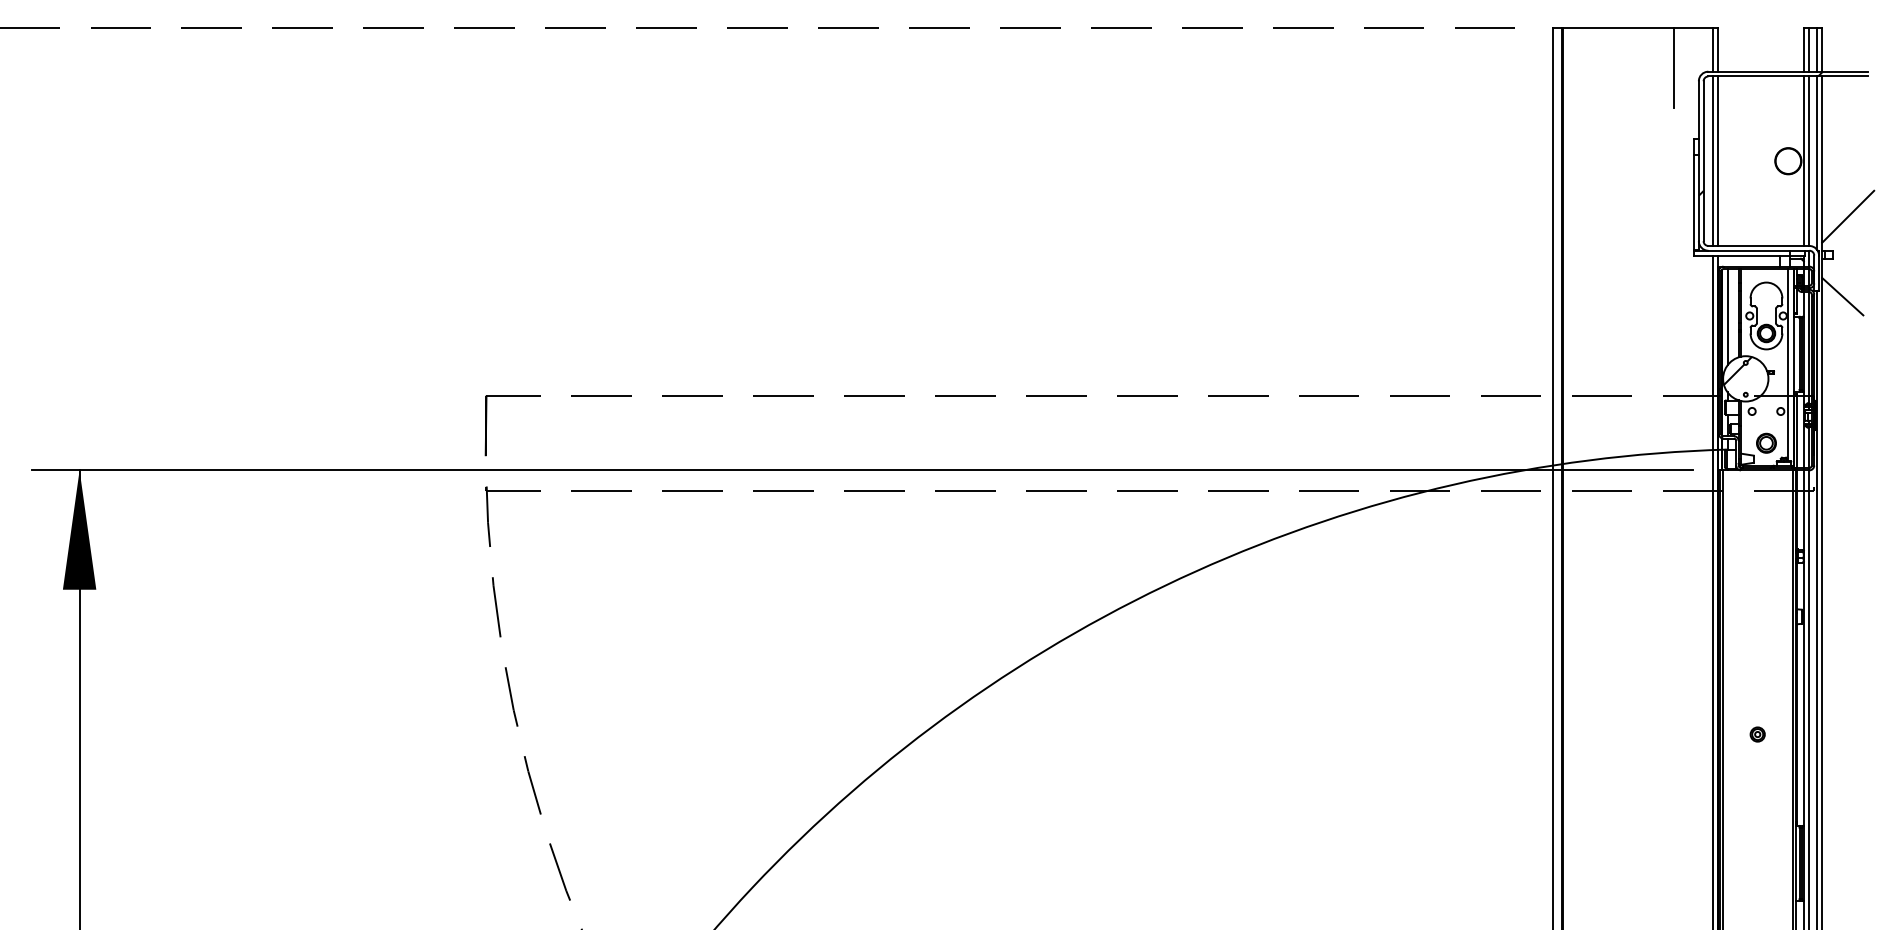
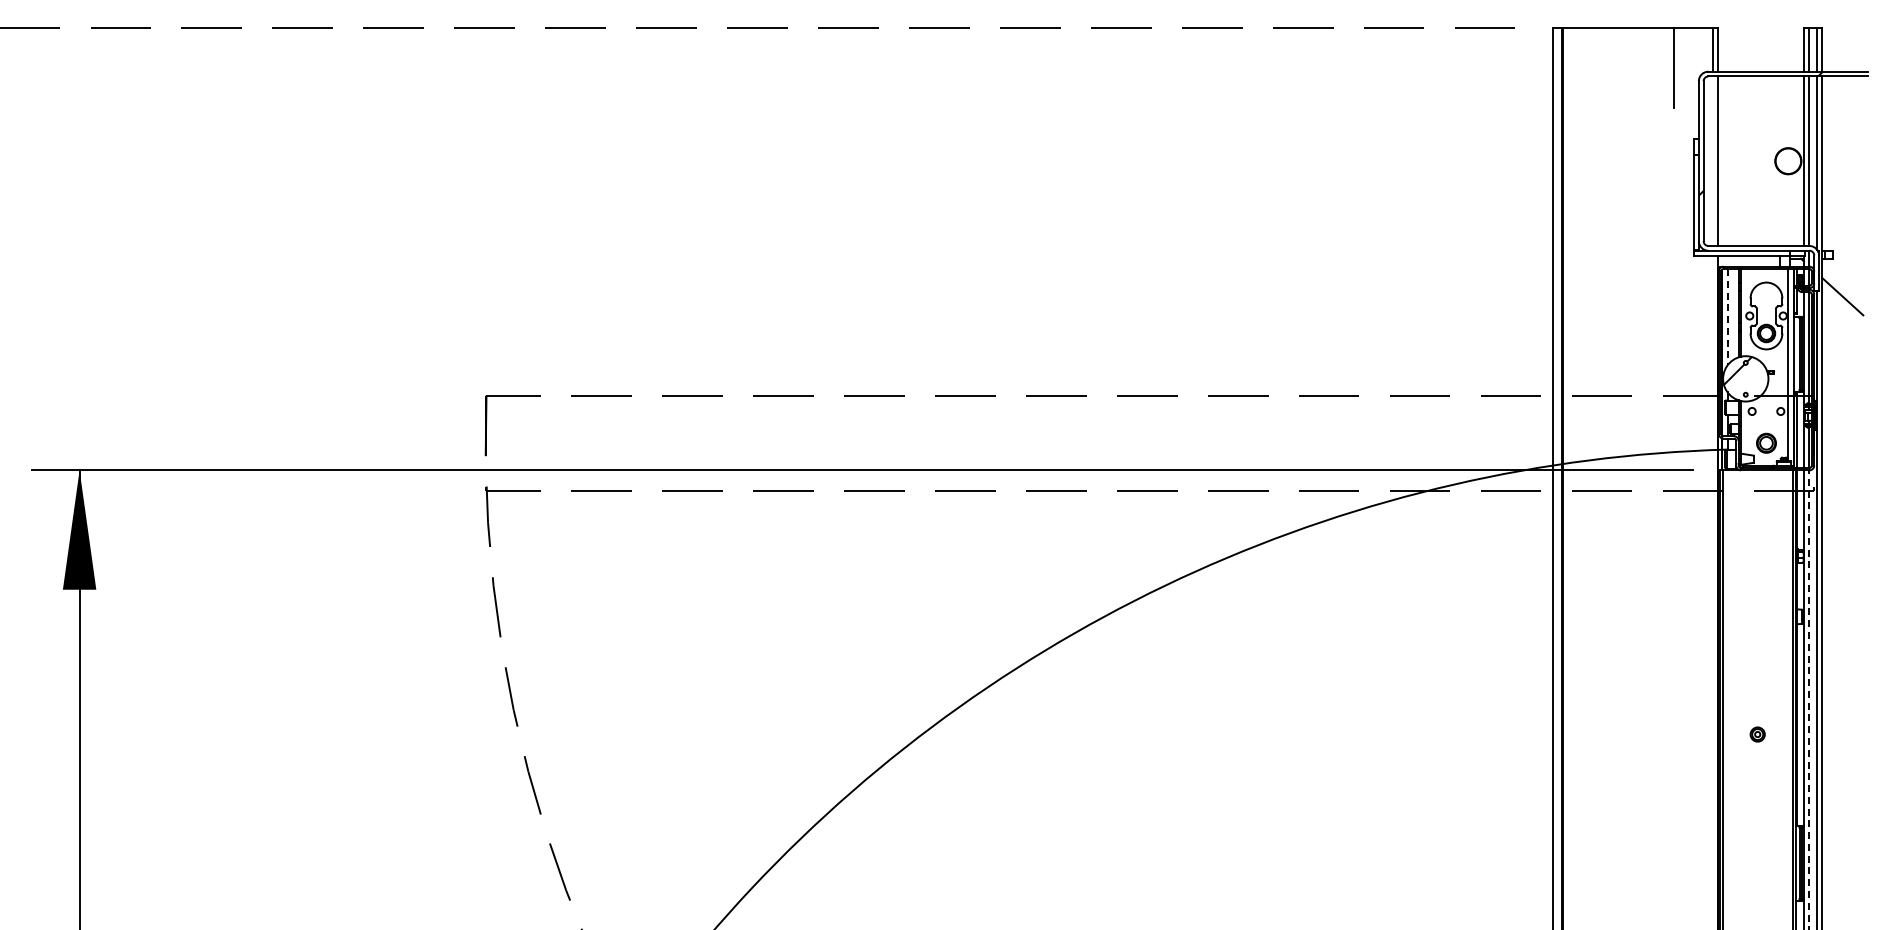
line: present -> none (1713, 160)
line: present -> none (1848, 216)
line: solid -> dashed (1727, 317)
line: present -> none (1713, 590)
line: solid -> dashed (1808, 699)
